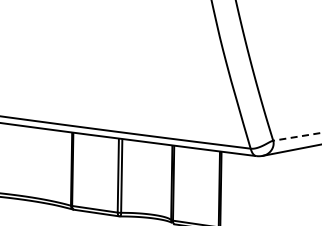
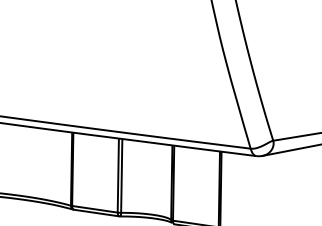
line: dashed -> solid (296, 136)
